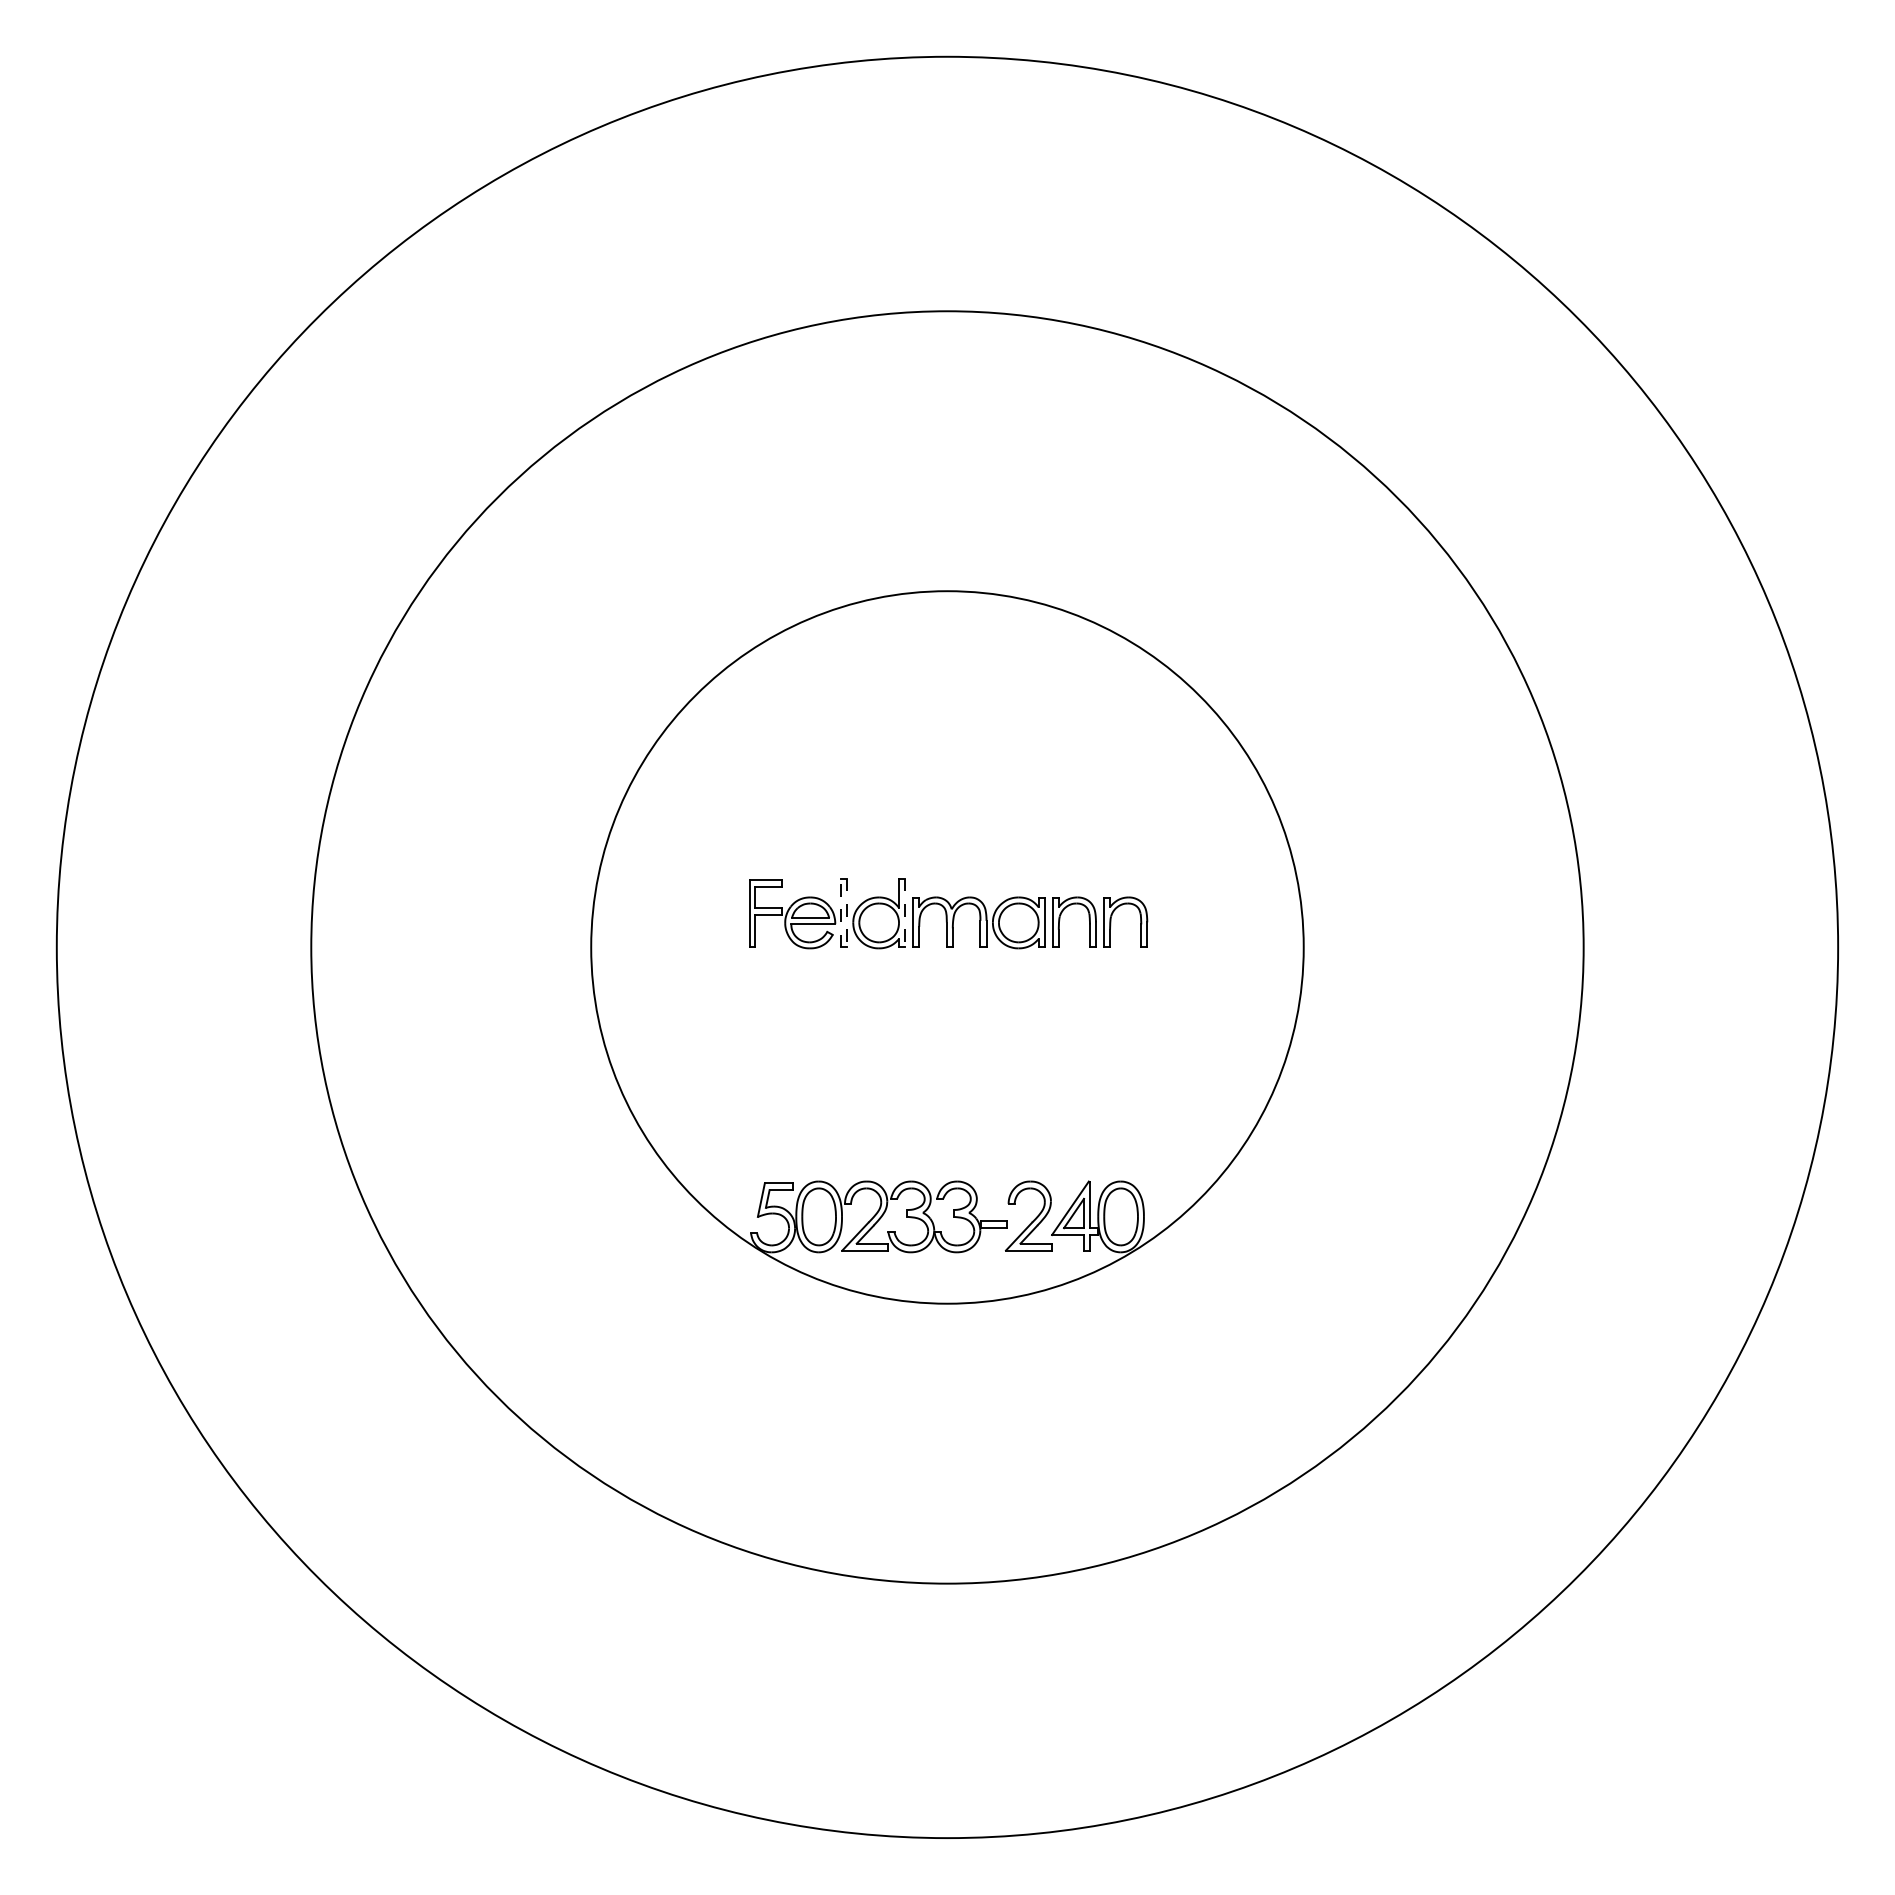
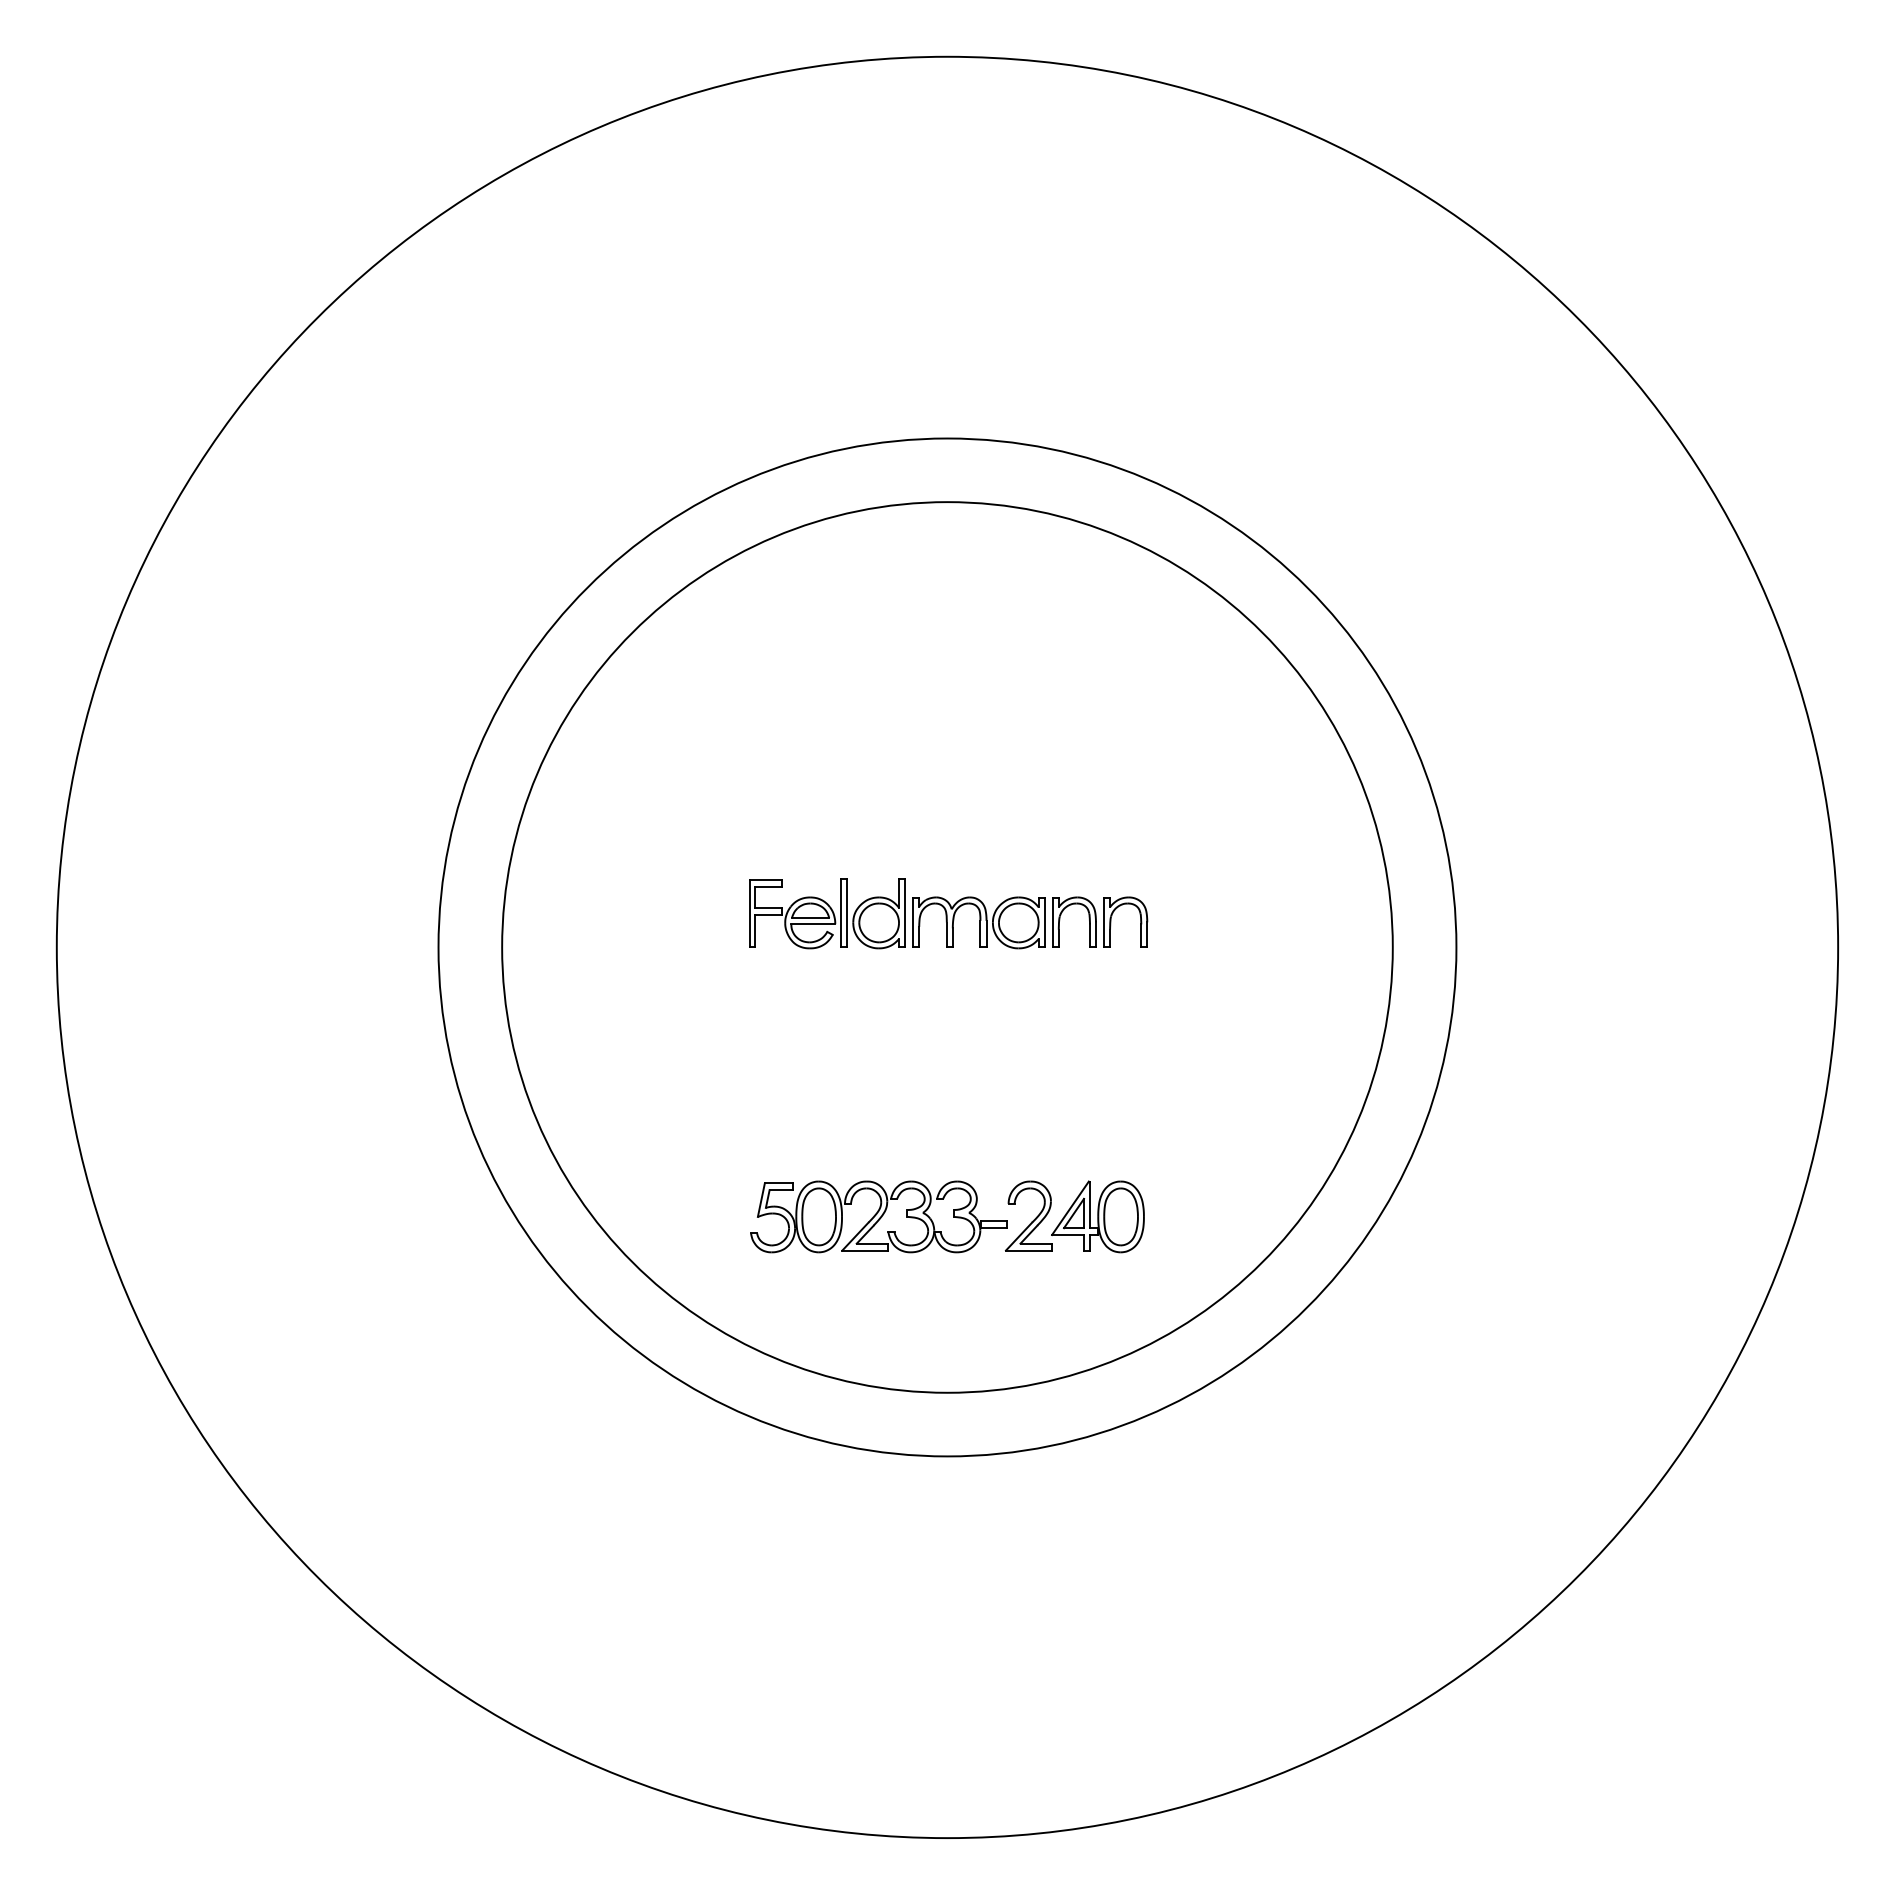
line: dashed -> solid (840, 912)
line: dashed -> solid (846, 913)
line: dashed -> solid (904, 913)
circle diameter: 1272 px -> 1018 px (947, 947)
circle diameter: 713 px -> 891 px (947, 947)
